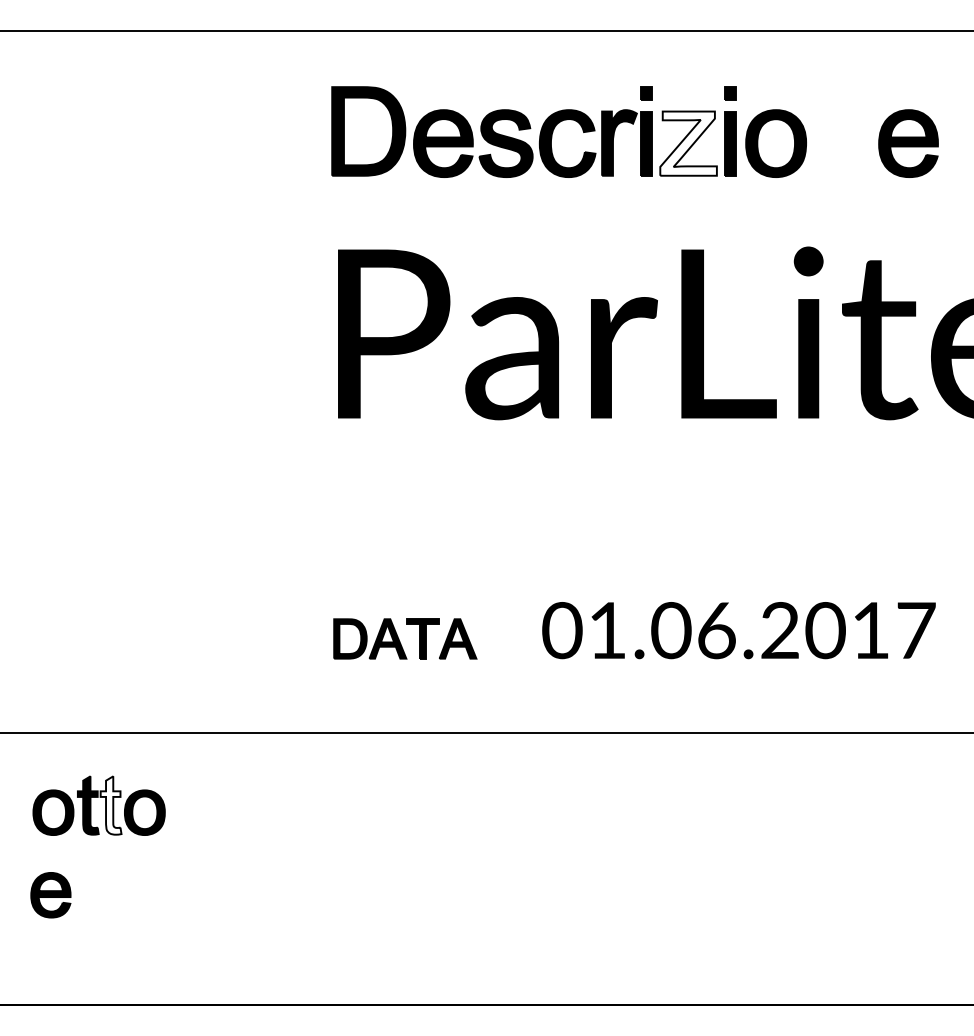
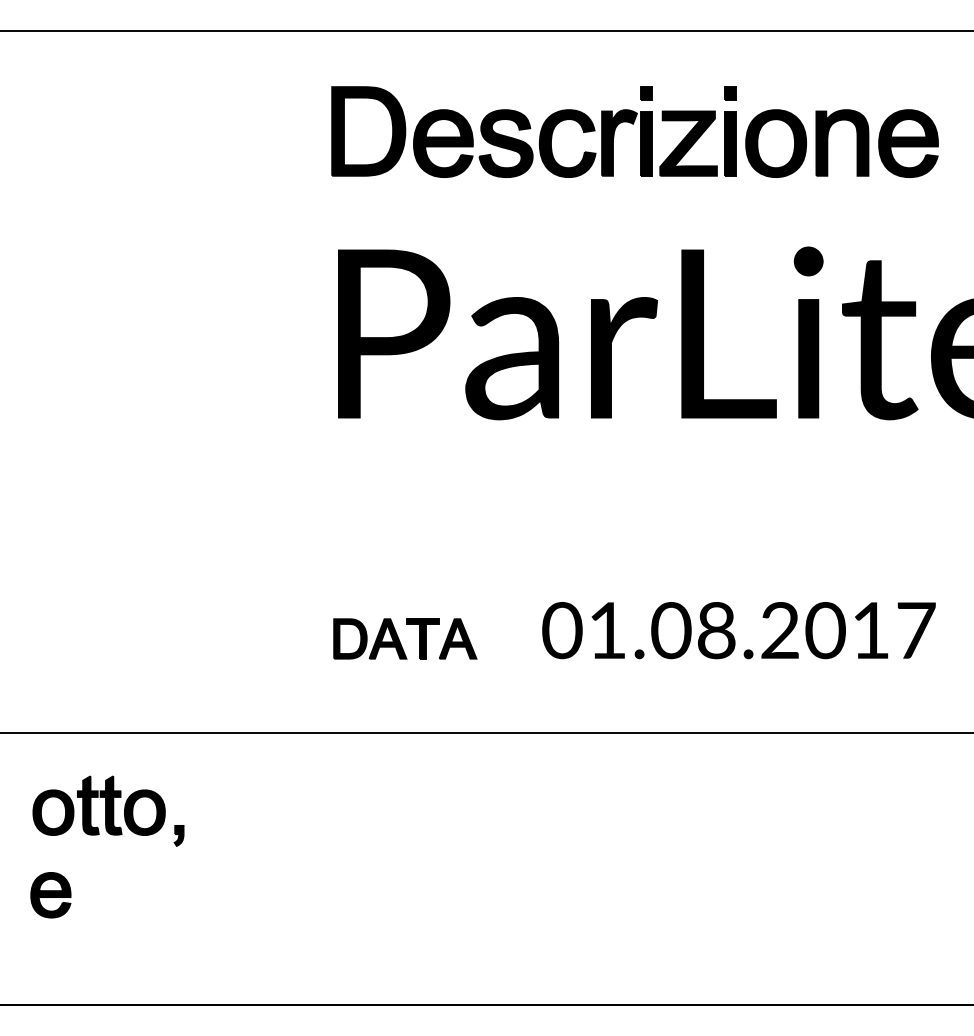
part: none -> present (828, 142)
fill: none -> present (688, 143)
text: 01.06.2017 -> 01.08.2017 (716, 630)
fill: none -> present (110, 805)
part: none -> present (178, 835)
